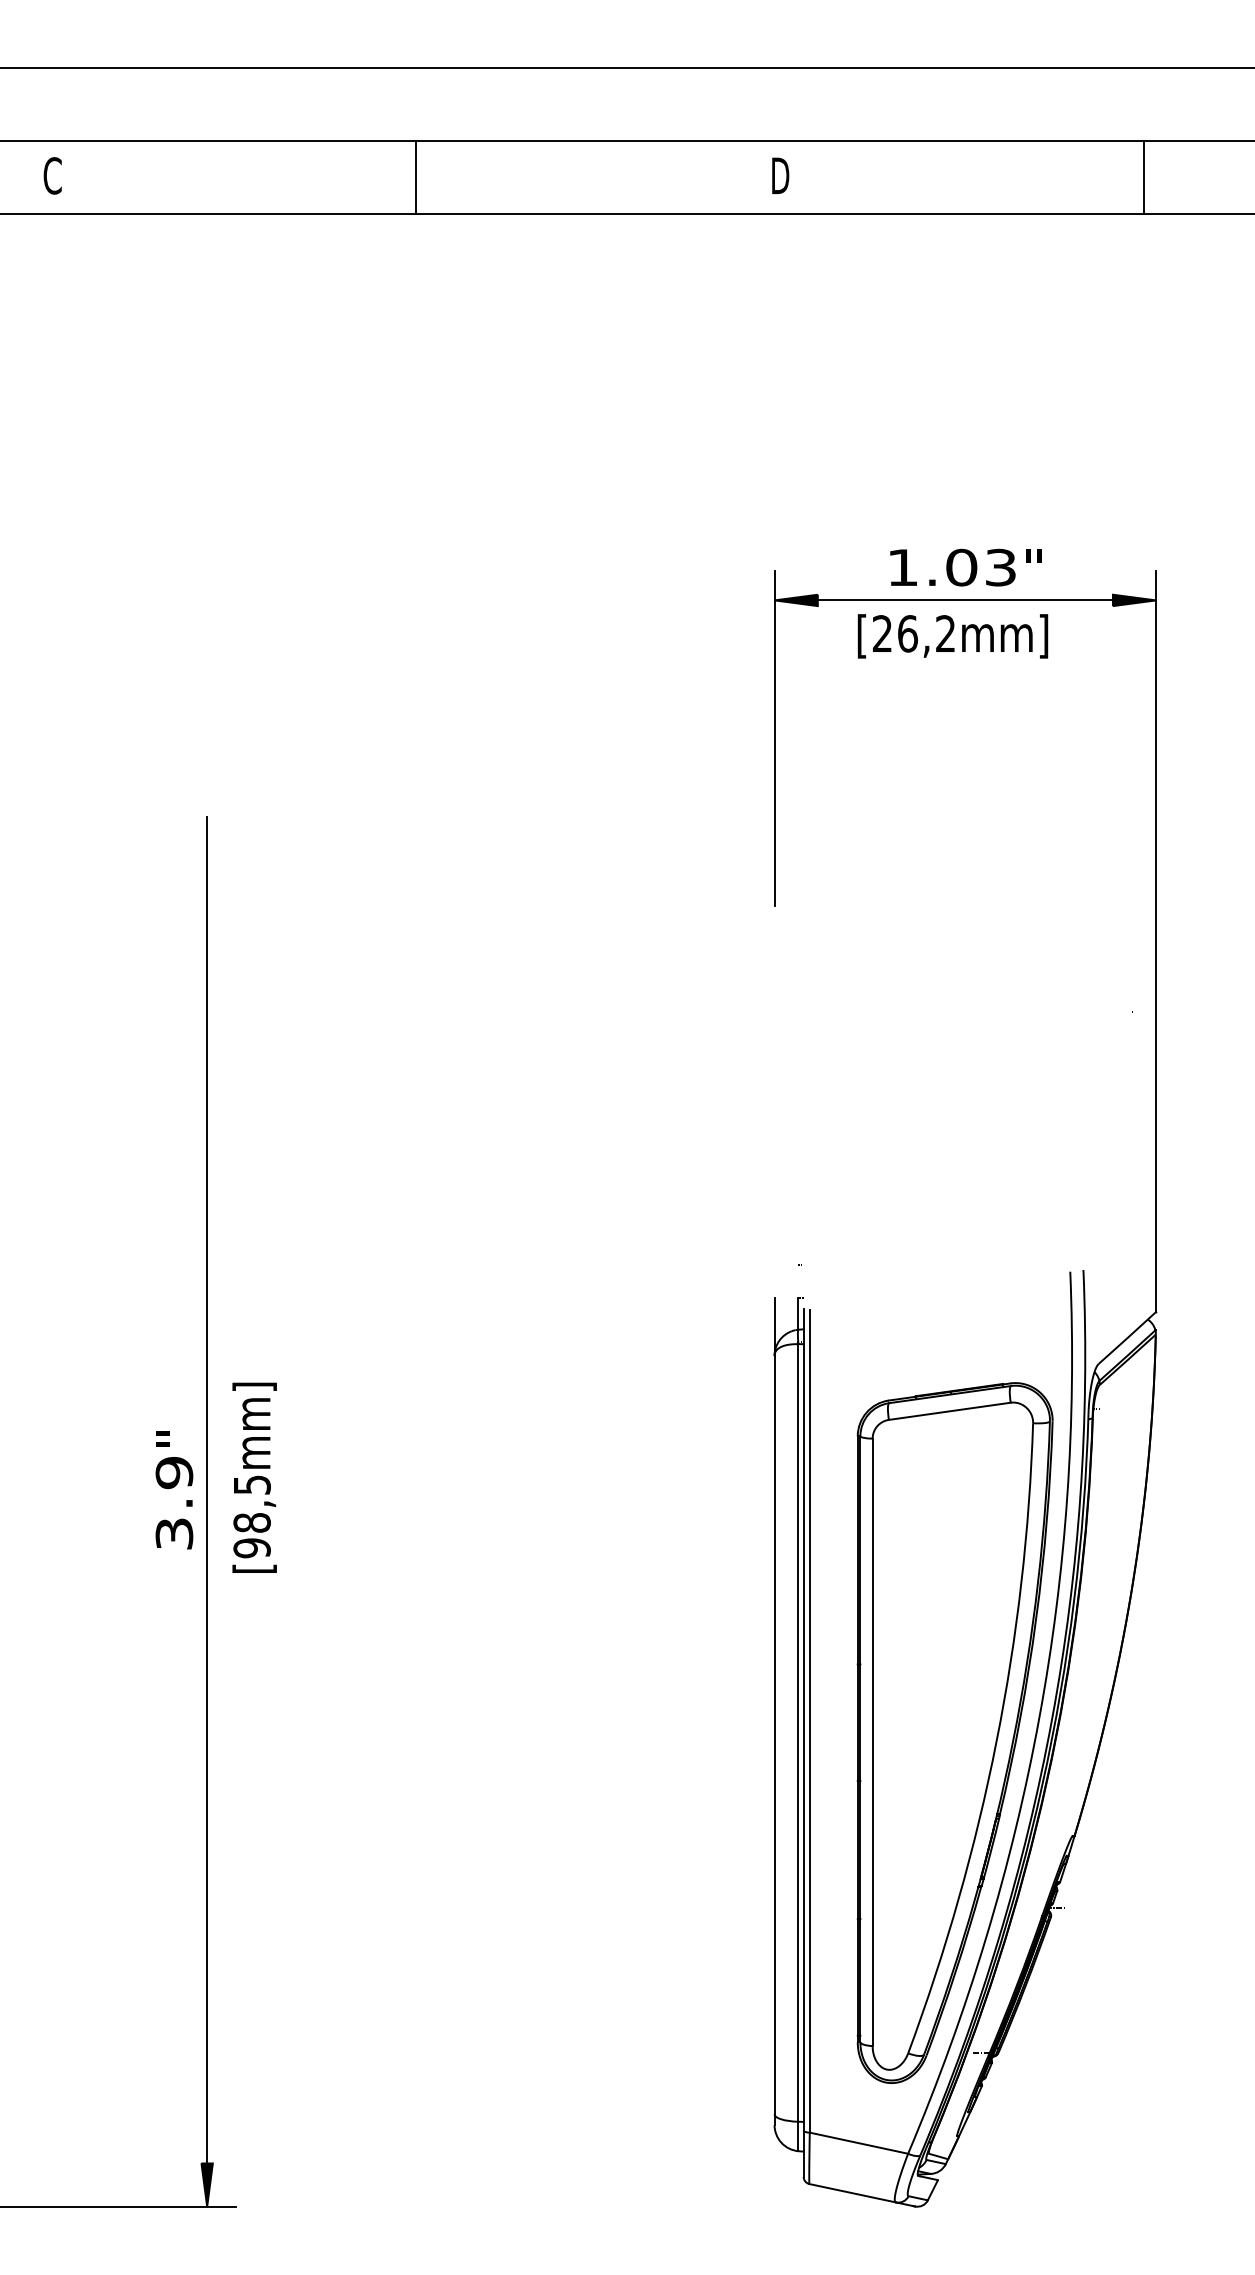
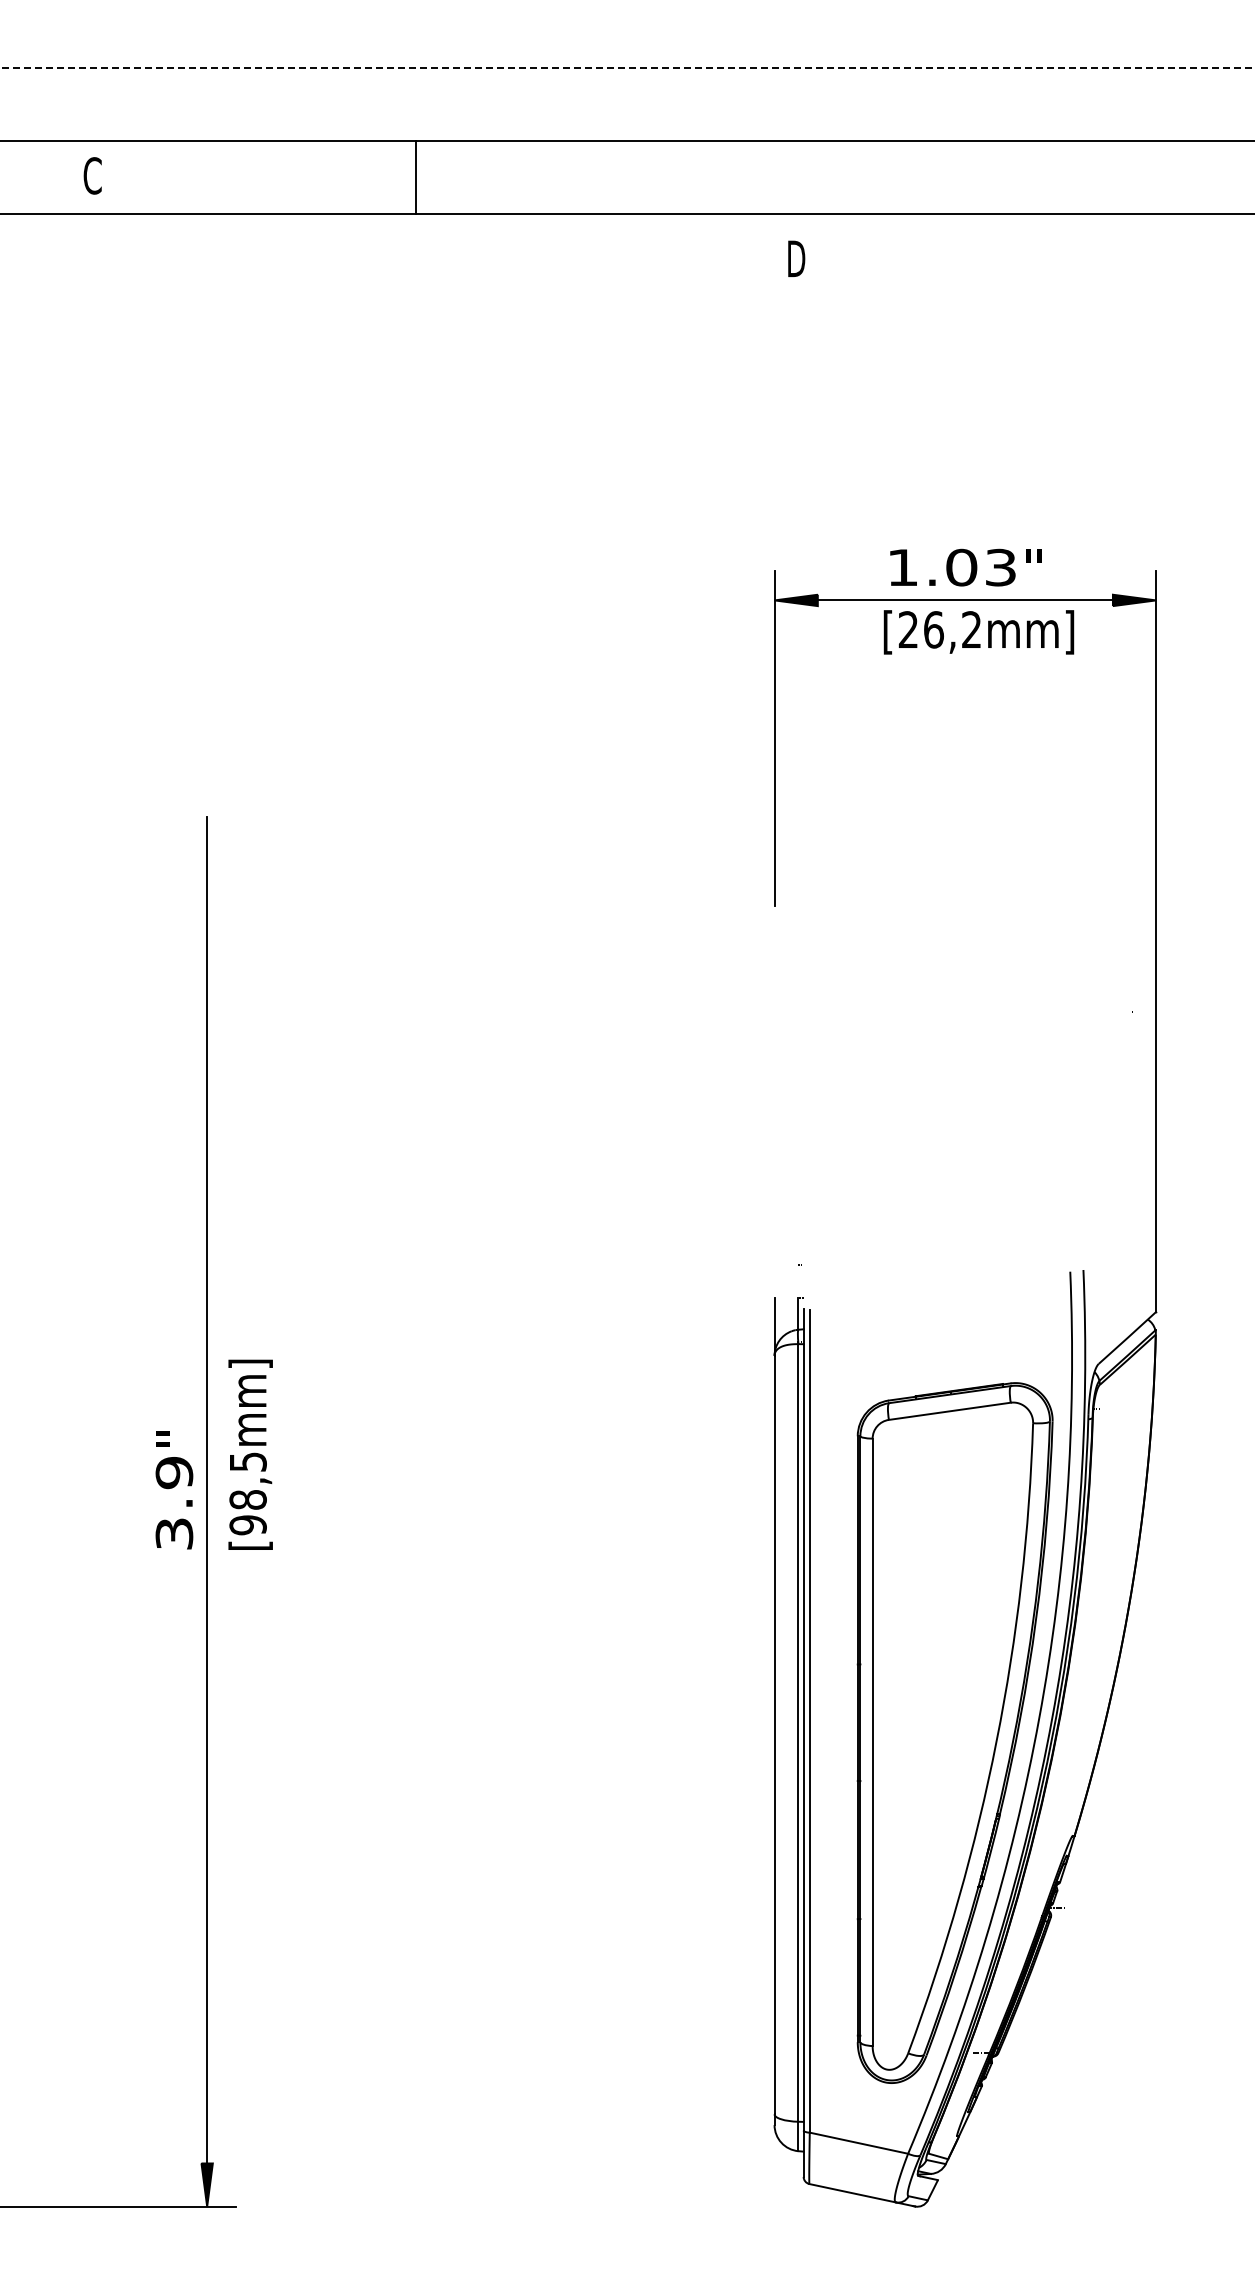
line: solid -> dashed (628, 68)
text position: (52, 175) -> (92, 175) (92, 175)
text position: (780, 175) -> (796, 258) (796, 258)
line: present -> none (1143, 177)
text position: (952, 636) -> (978, 632) (978, 632)
text position: (254, 1477) -> (250, 1454) (250, 1454)
